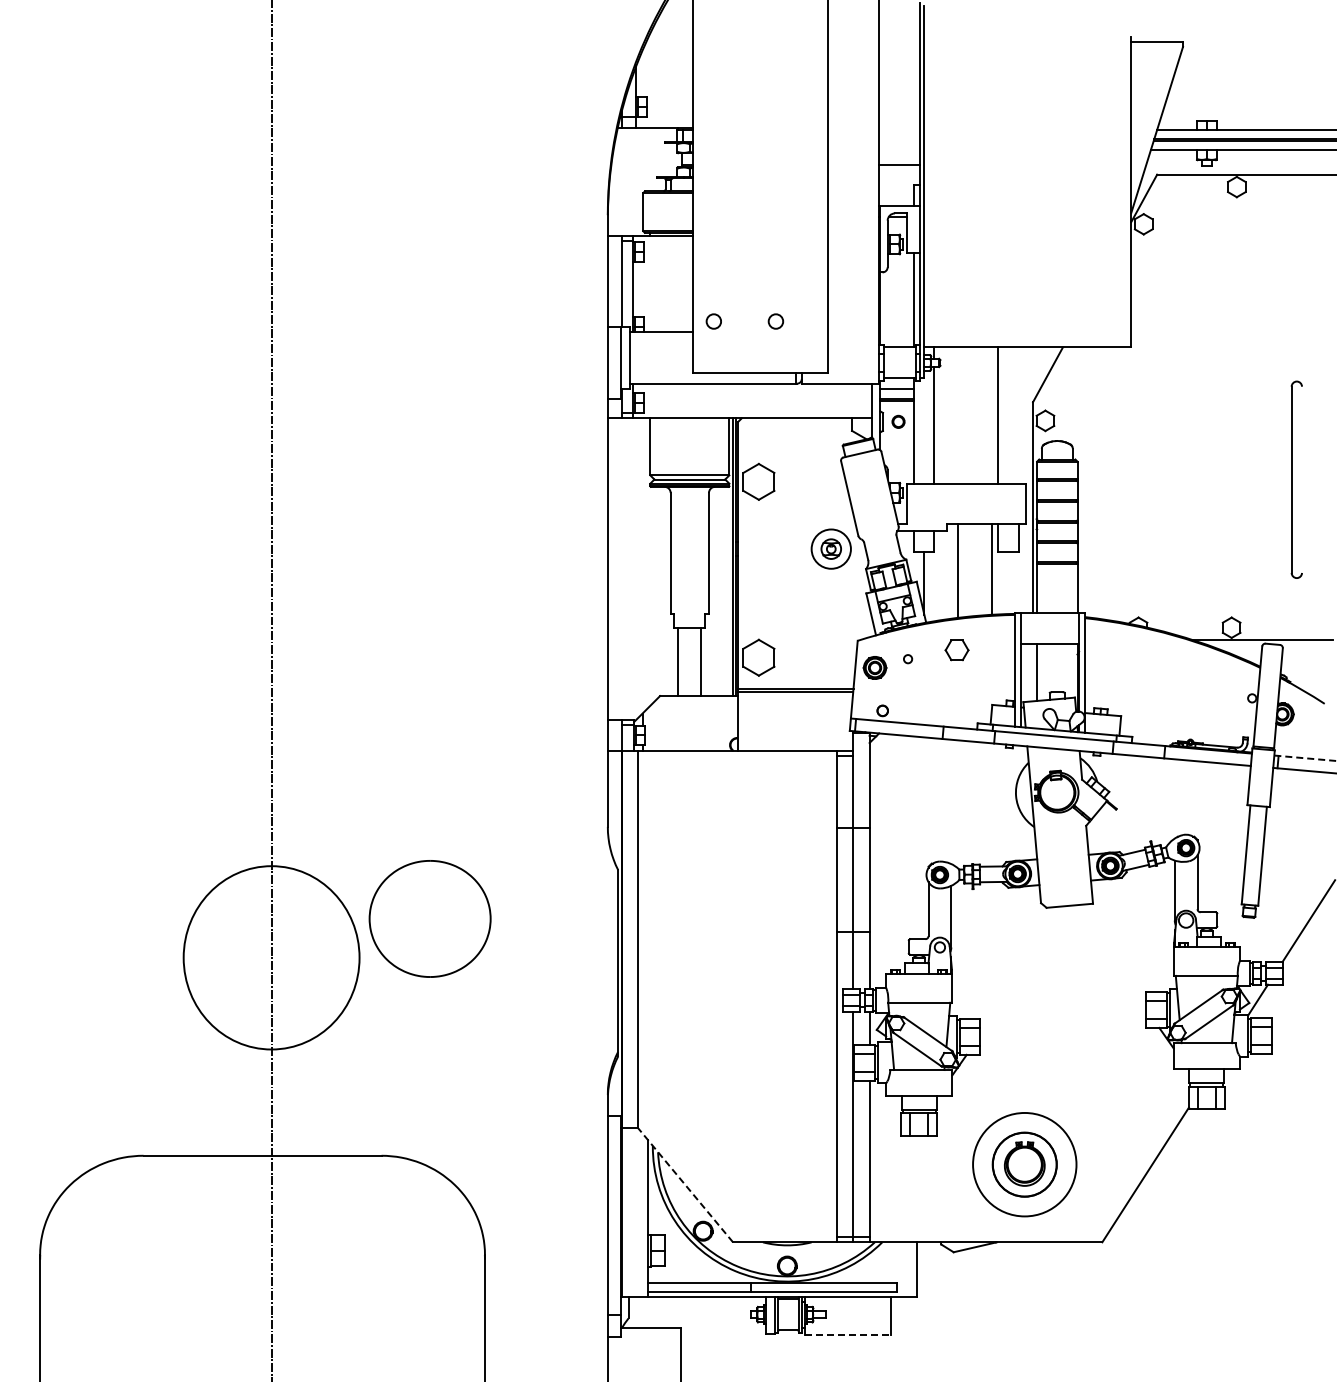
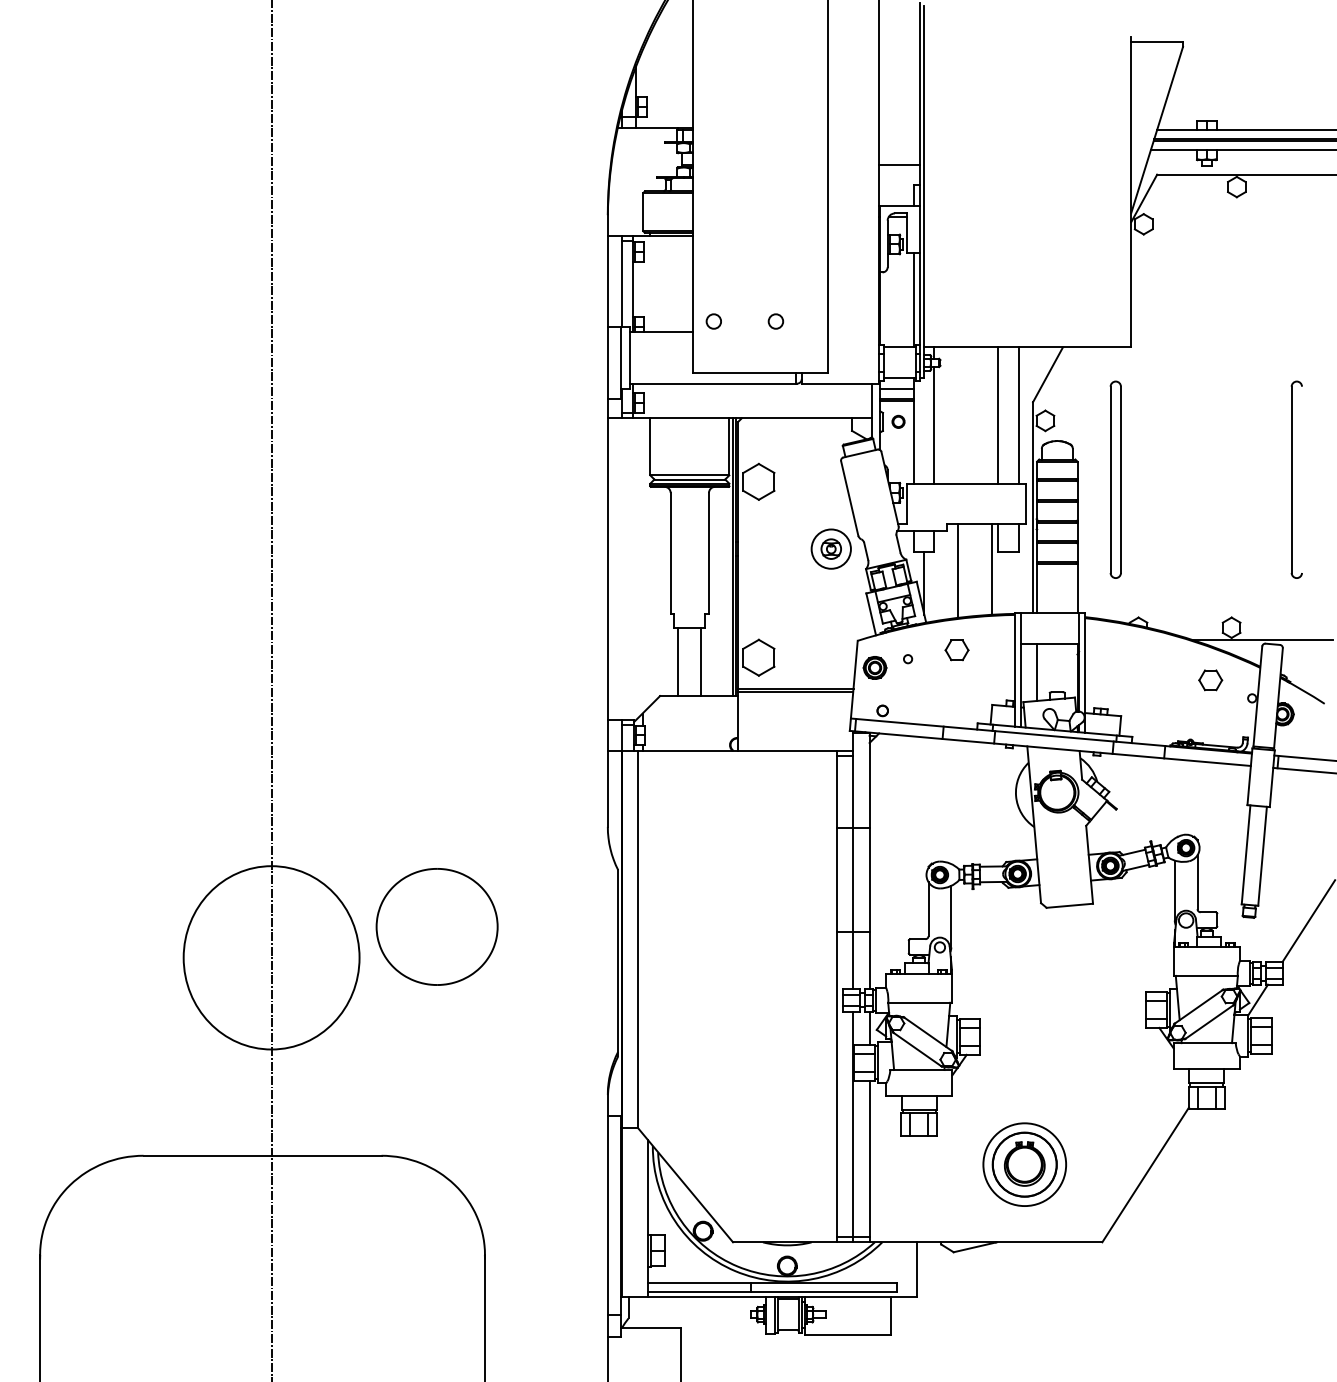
line: none -> present (1019, 415)
part: none -> present (1115, 479)
part: none -> present (1210, 680)
line: dashed -> solid (1305, 758)
part position: (429, 918) -> (436, 926) (436, 926)
circle diameter: 103 px -> 83 px (1024, 1164)
line: dashed -> solid (685, 1185)
line: dashed -> solid (847, 1335)
